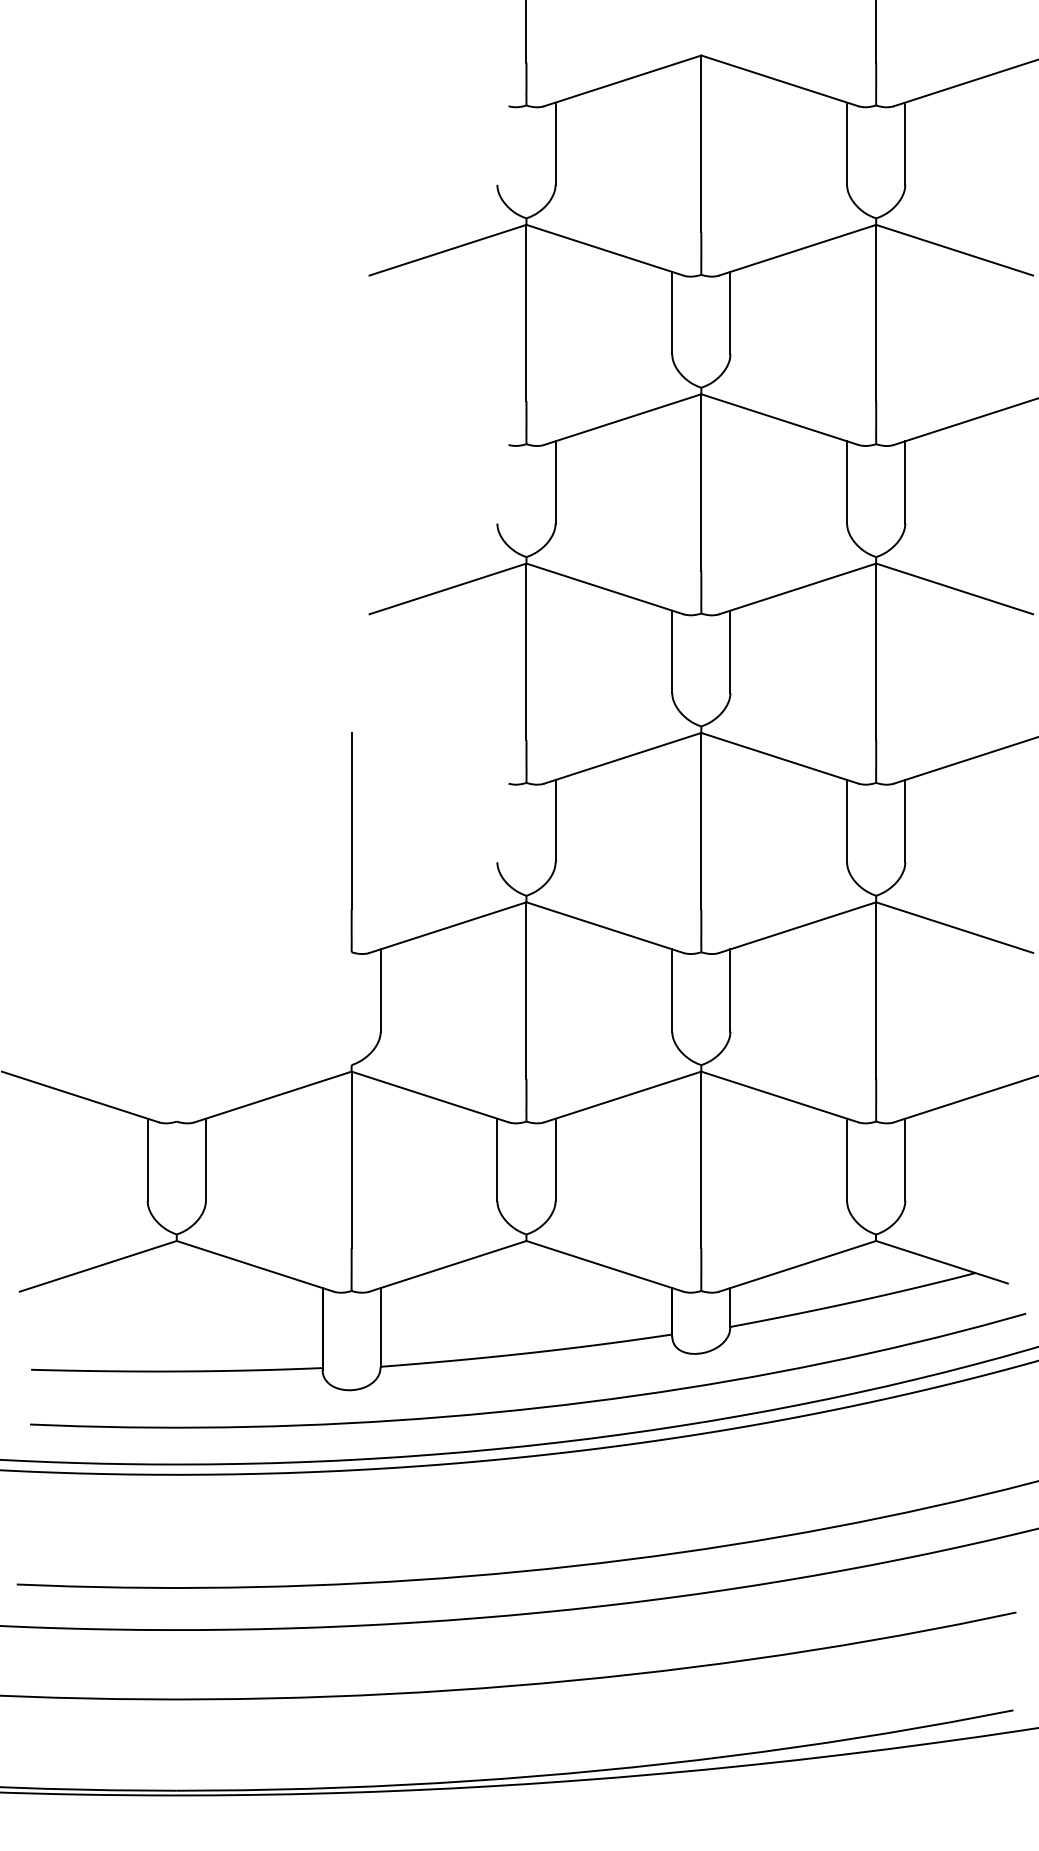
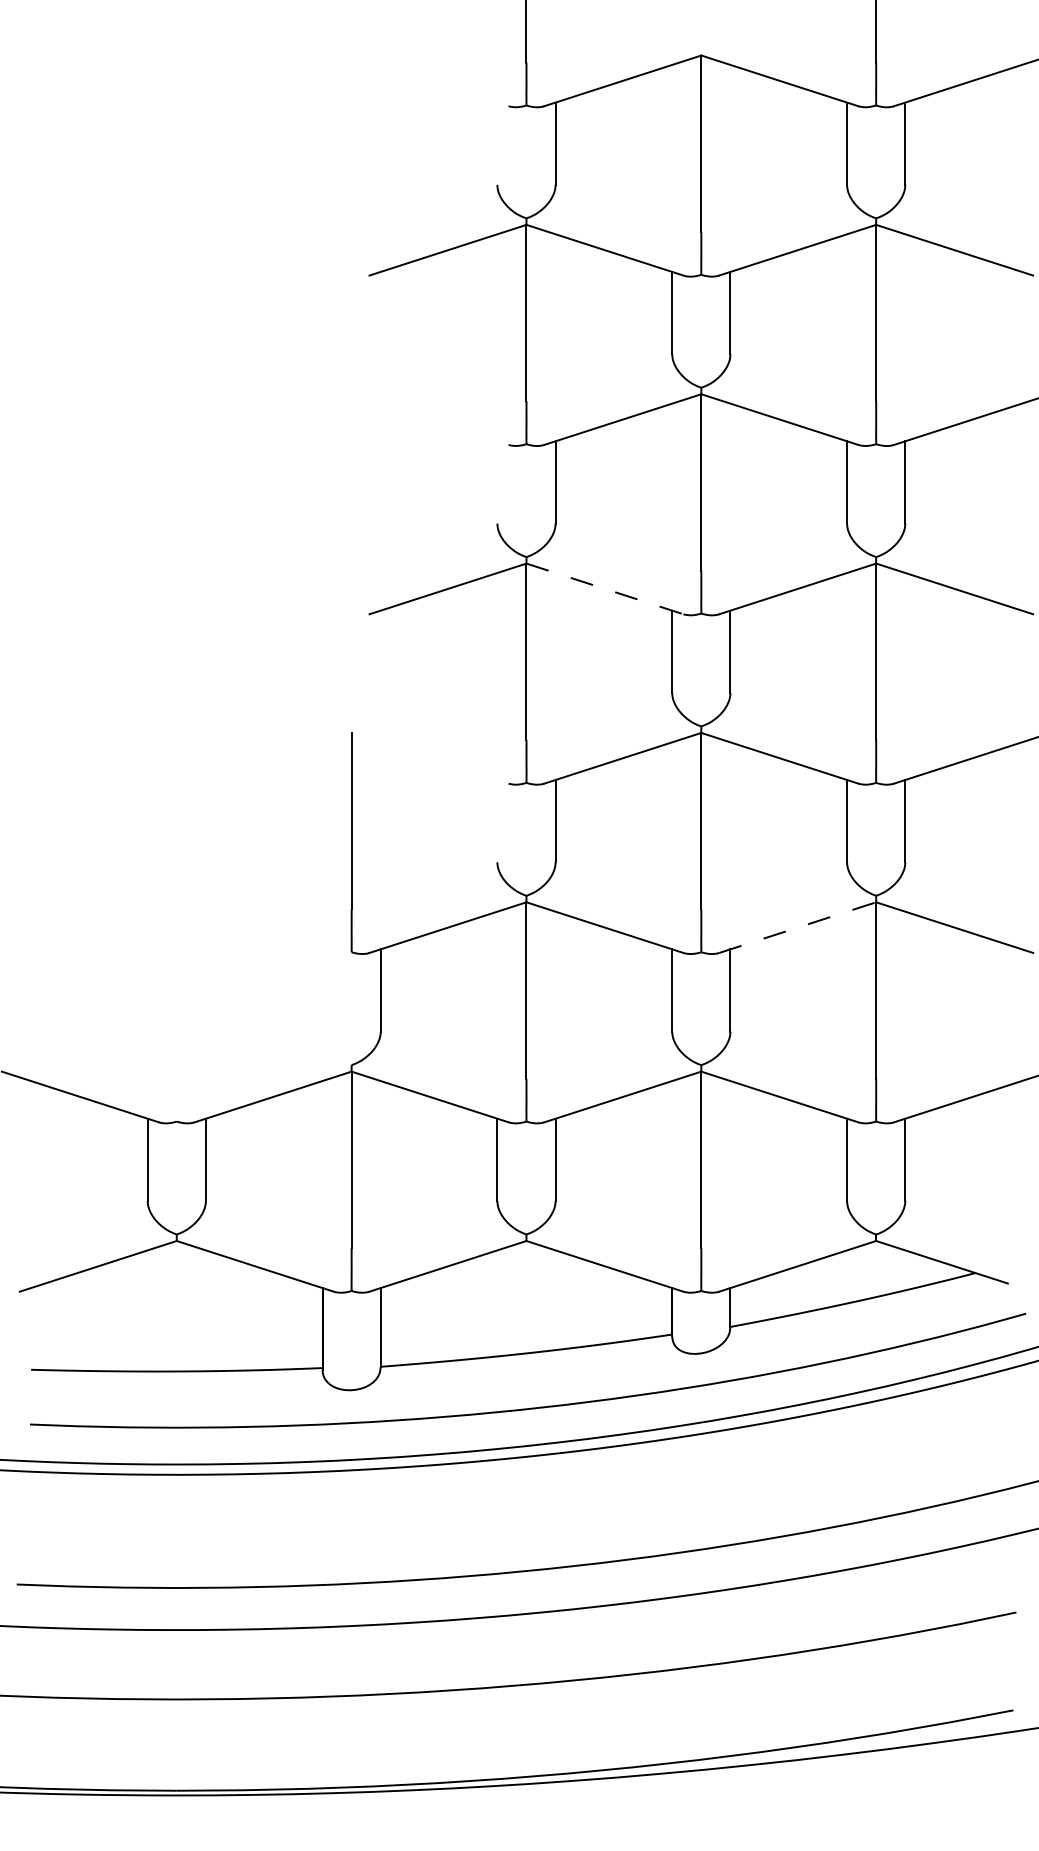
line: solid -> dashed (605, 589)
line: solid -> dashed (798, 927)
